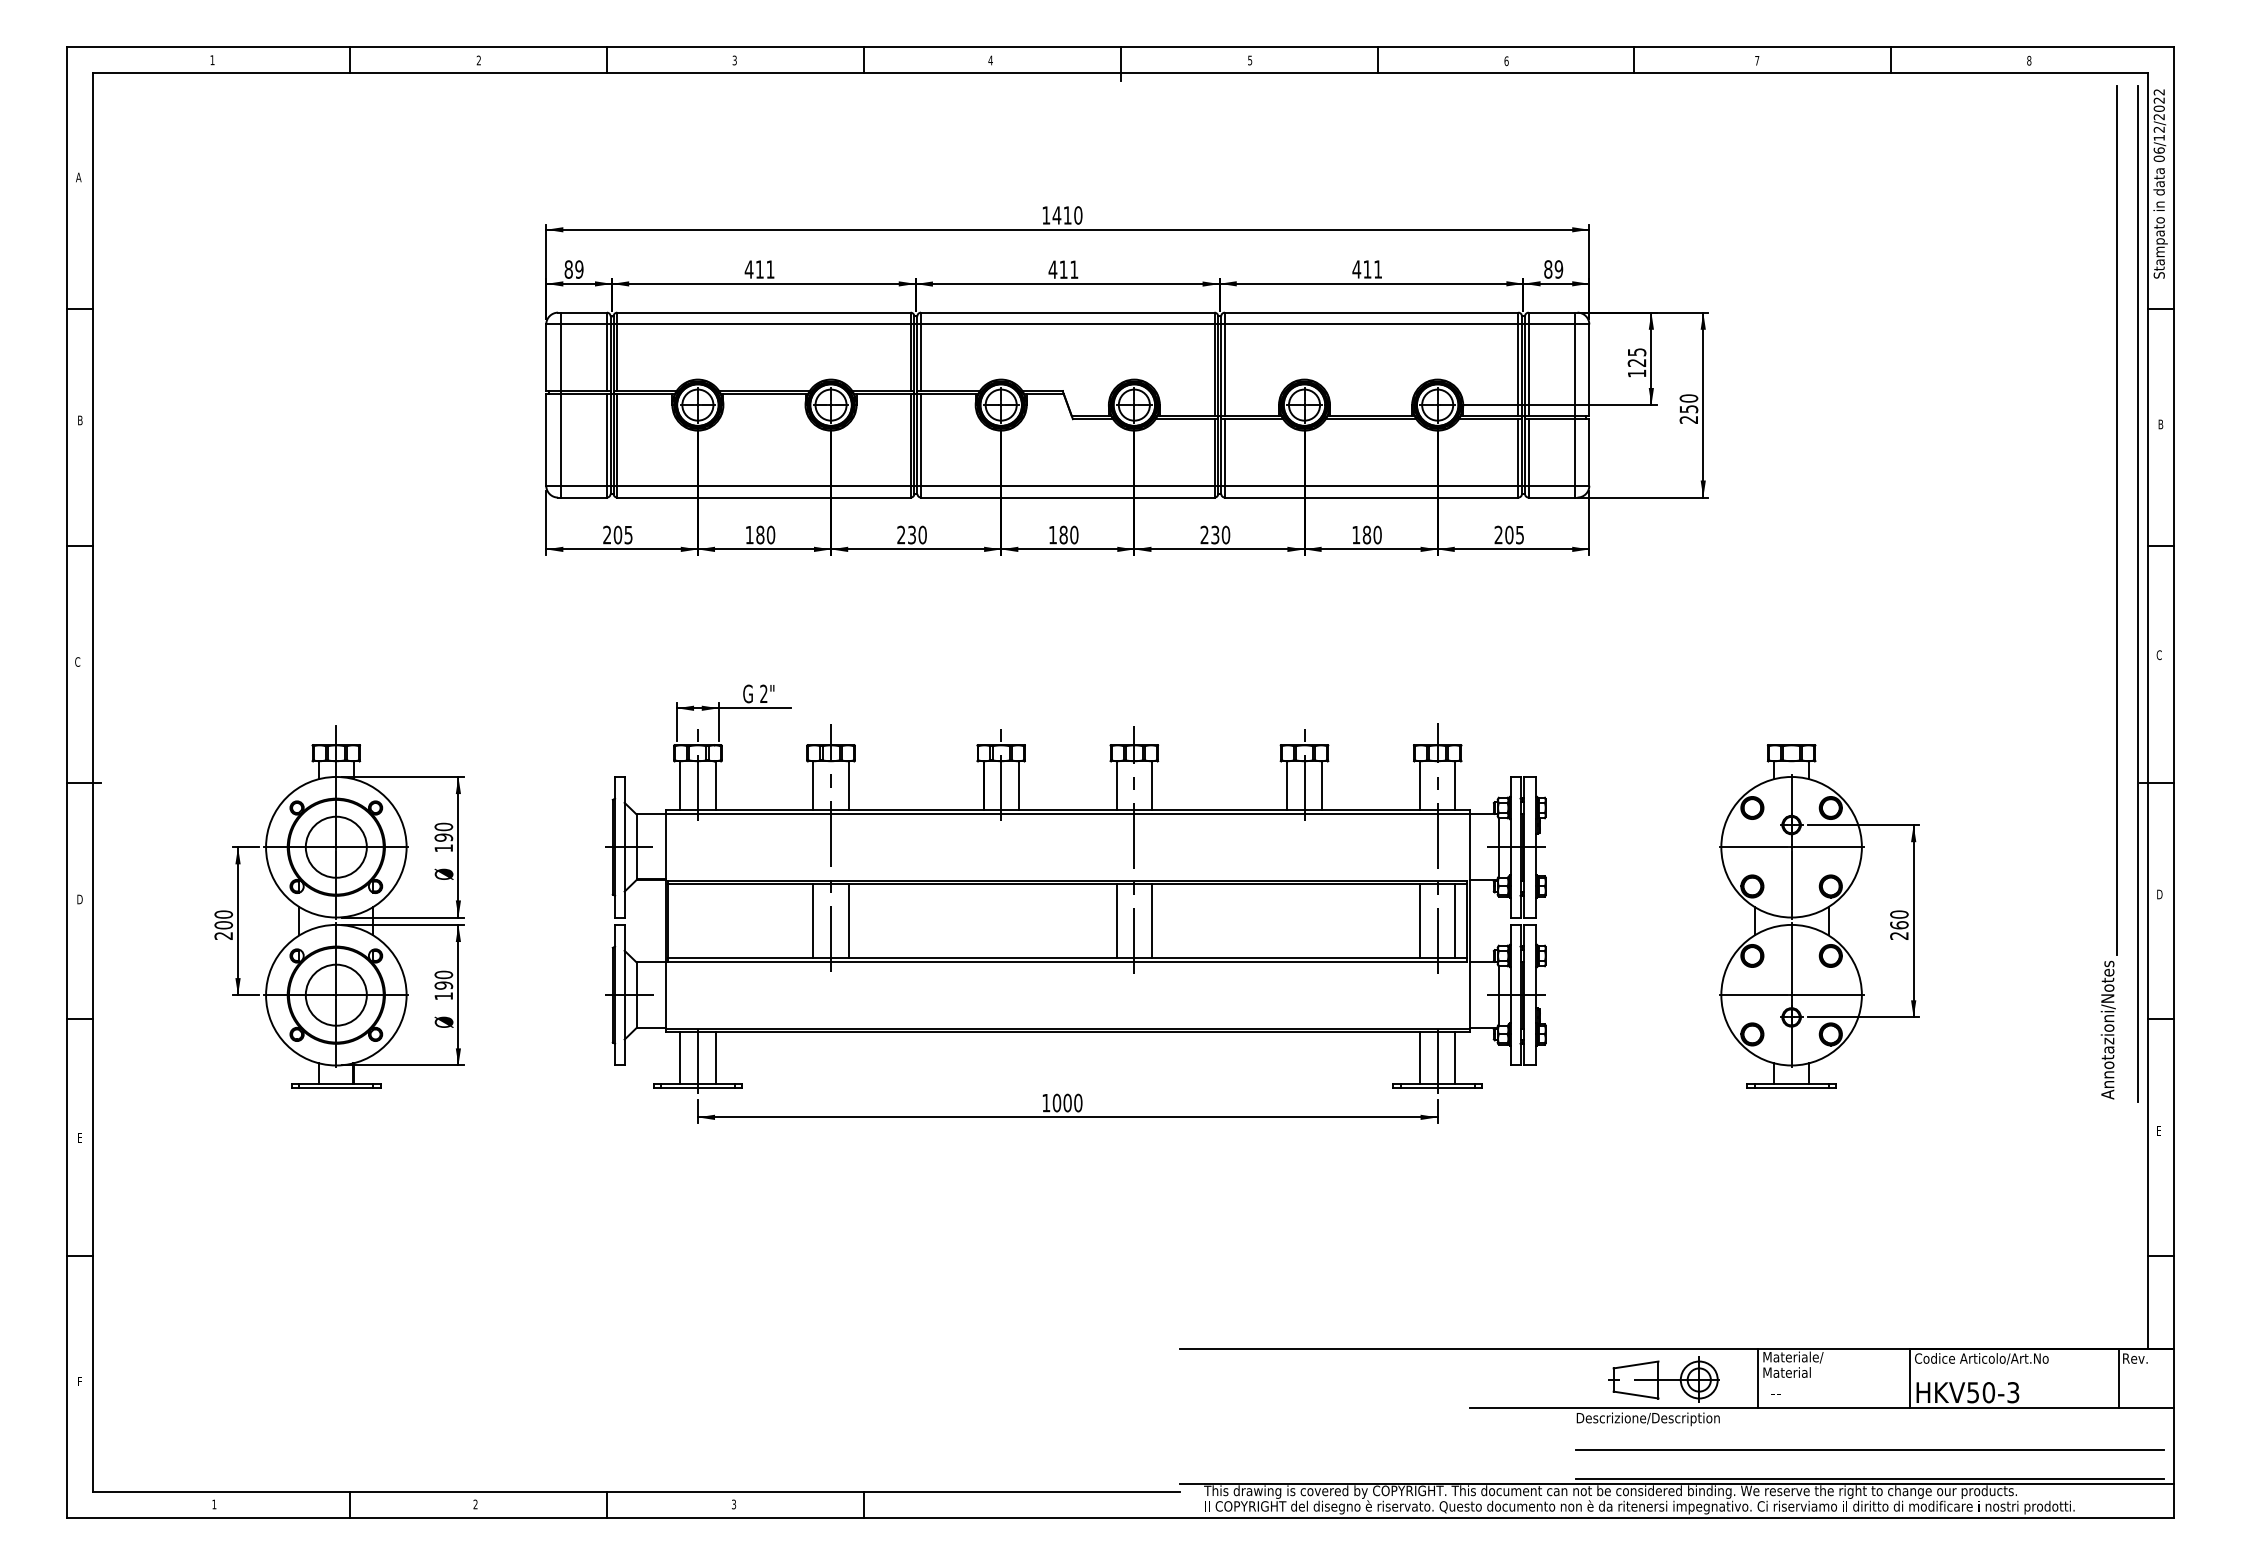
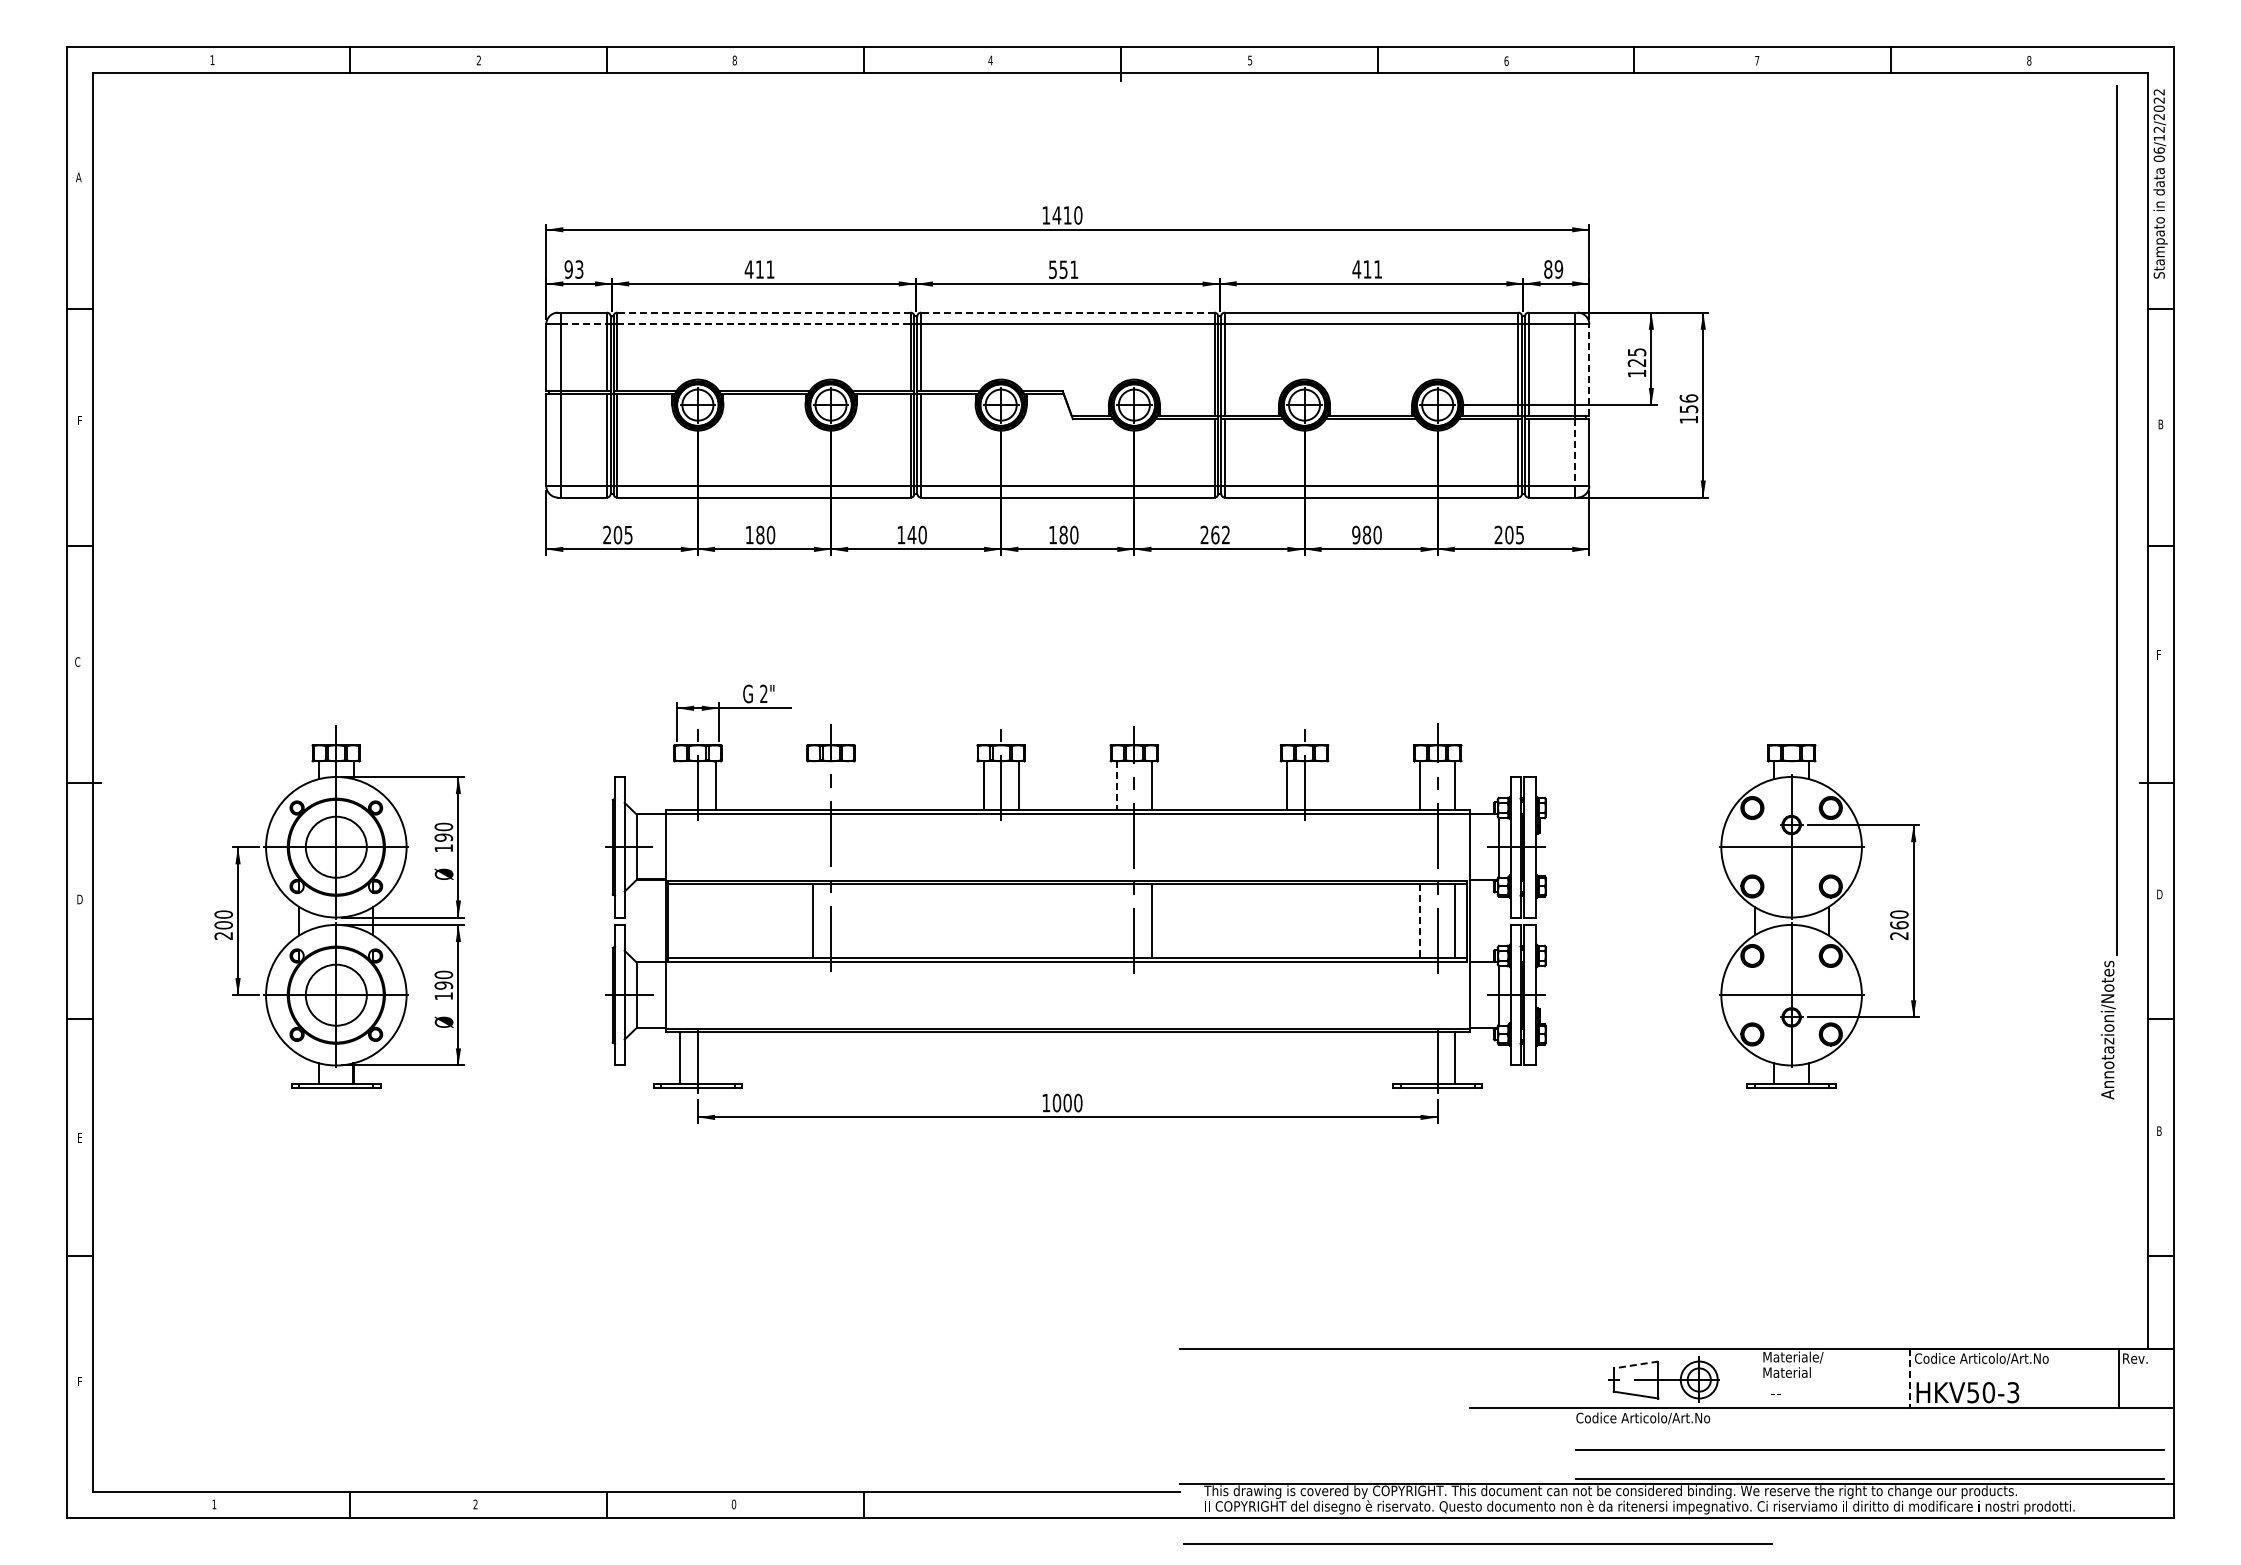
text: 3 -> 8 (734, 60)
text: 89 -> 93 (573, 269)
text: 411 -> 551 (1057, 269)
line: solid -> dashed (763, 312)
line: solid -> dashed (1067, 312)
line: solid -> dashed (583, 324)
line: solid -> dashed (763, 324)
line: solid -> dashed (1589, 370)
text: 250 -> 156 (1688, 408)
text: B -> F (80, 420)
line: solid -> dashed (1574, 452)
text: 230 -> 140 (906, 534)
text: 230 -> 262 (1220, 534)
text: 180 -> 980 (1356, 534)
line: present -> none (2137, 593)
text: C -> F (2158, 655)
line: present -> none (680, 785)
line: present -> none (813, 785)
line: present -> none (848, 785)
line: present -> none (1322, 785)
line: solid -> dashed (1116, 786)
line: present -> none (848, 921)
line: present -> none (1116, 921)
line: solid -> dashed (1420, 921)
line: present -> none (715, 1057)
line: present -> none (1419, 1057)
text: E -> B (2159, 1130)
line: solid -> dashed (1636, 1364)
line: present -> none (1757, 1378)
line: solid -> dashed (1910, 1378)
text: Descrizione/Description -> Codice Articolo/Art.No (1647, 1419)
text: 3 -> 0 (733, 1504)
line: none -> present (1477, 1543)
